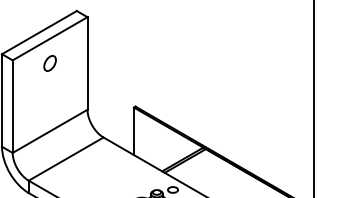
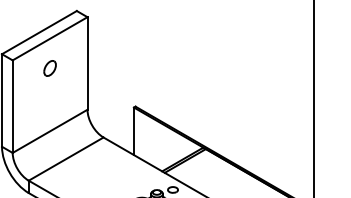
part position: (49, 63) -> (49, 68) (49, 68)
